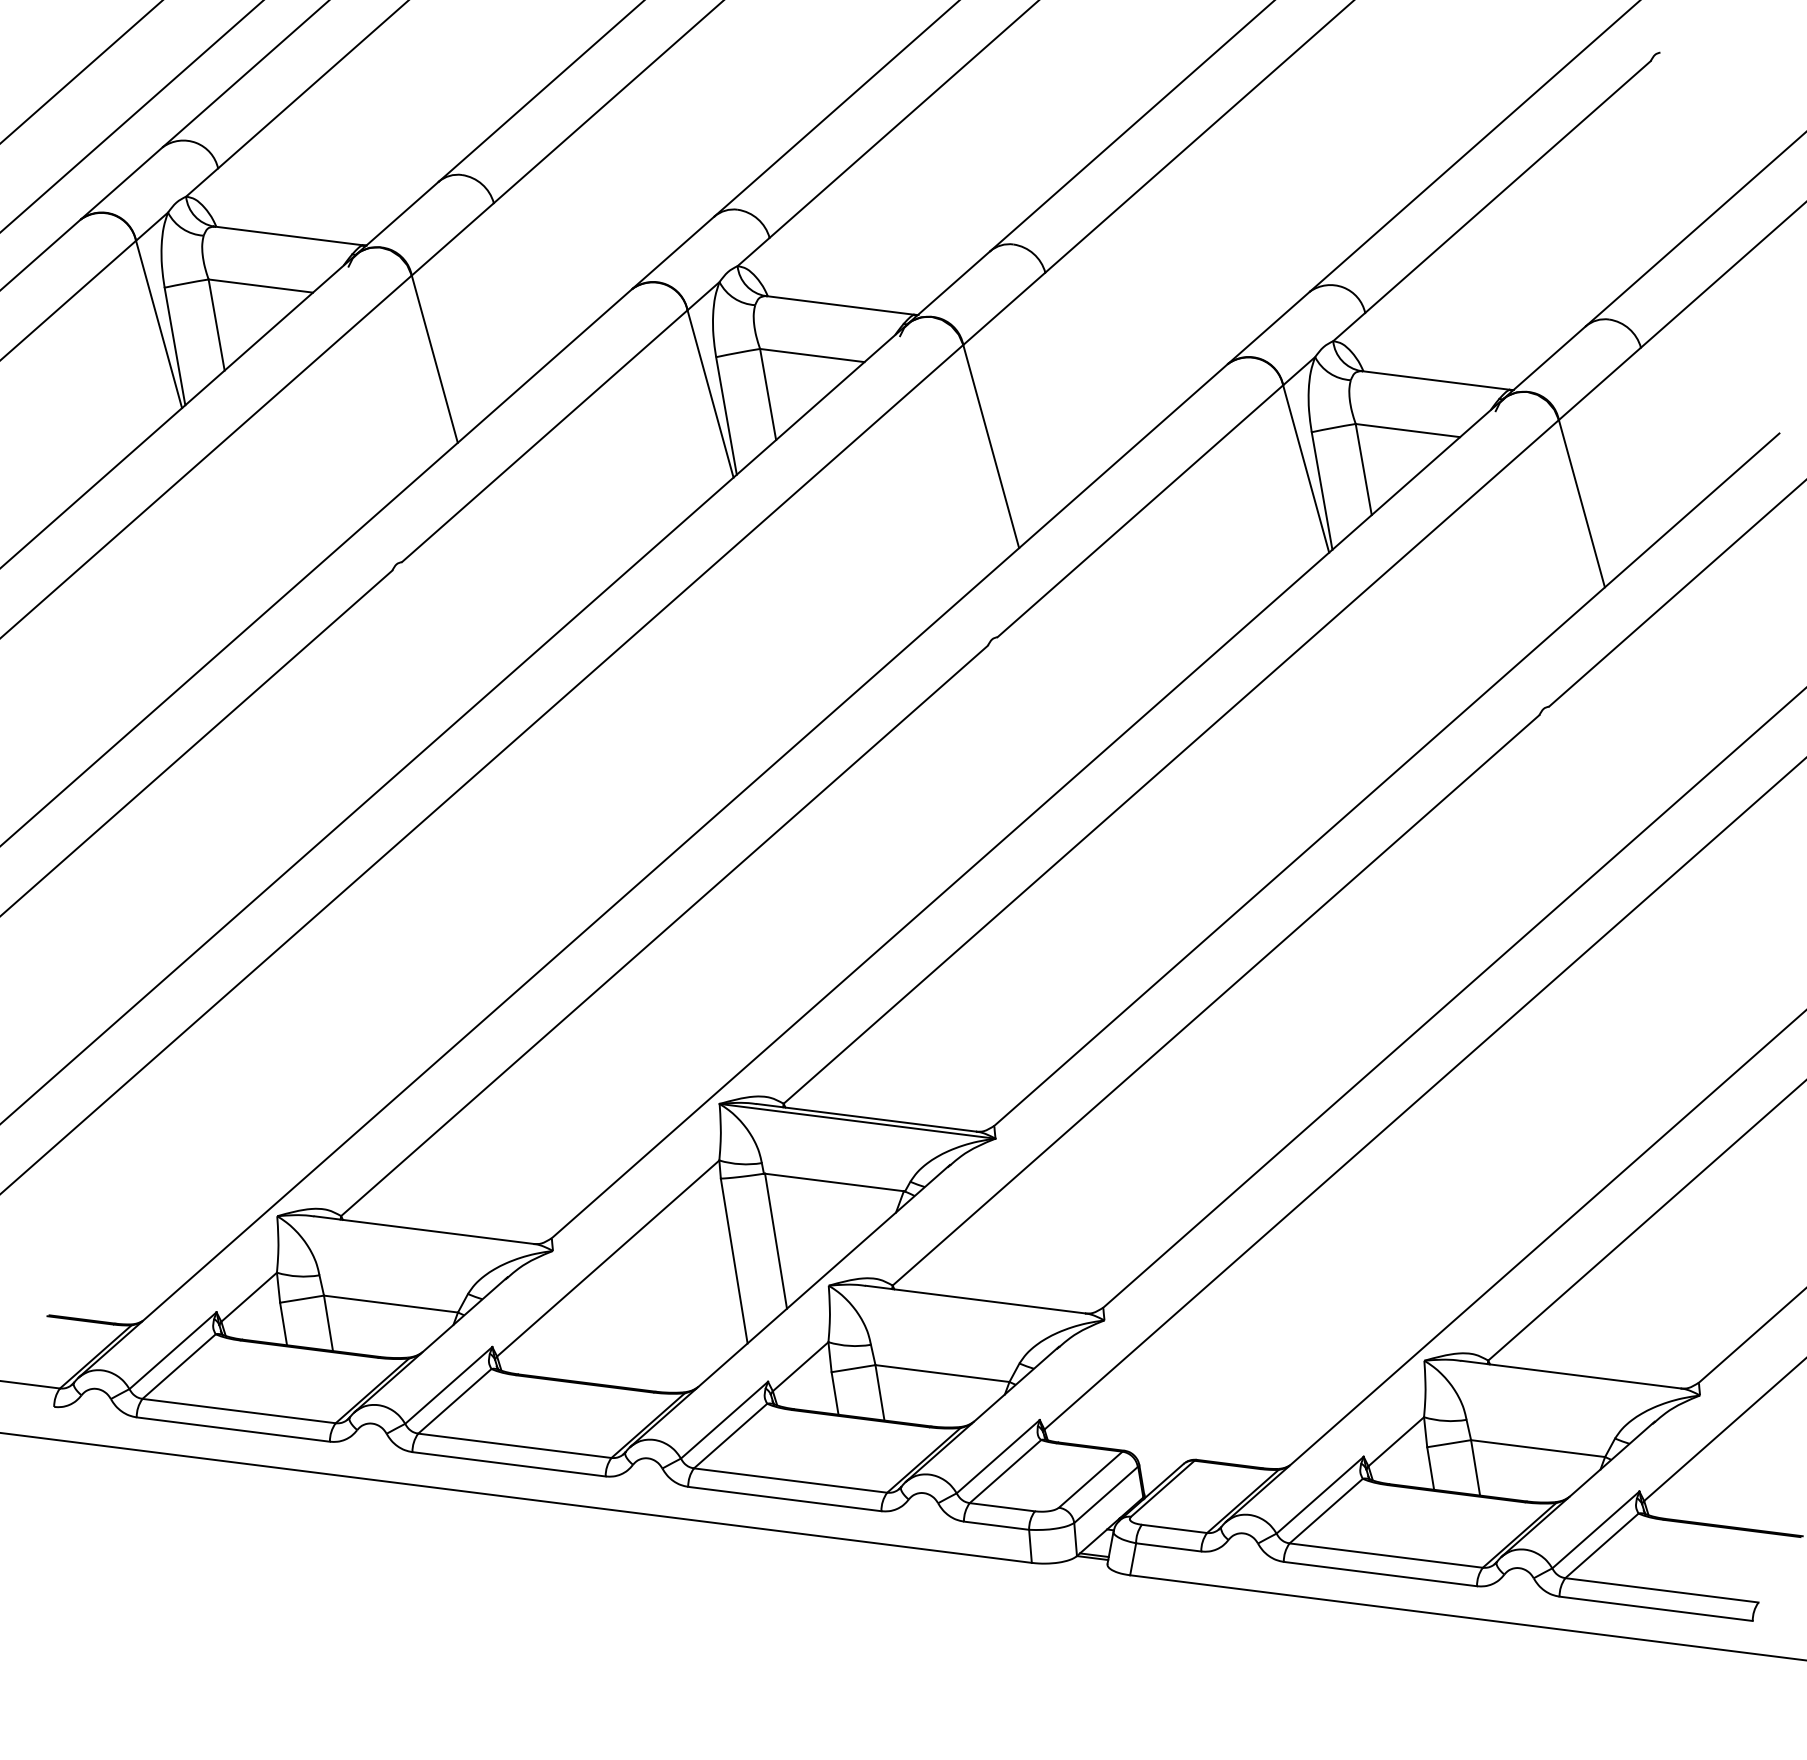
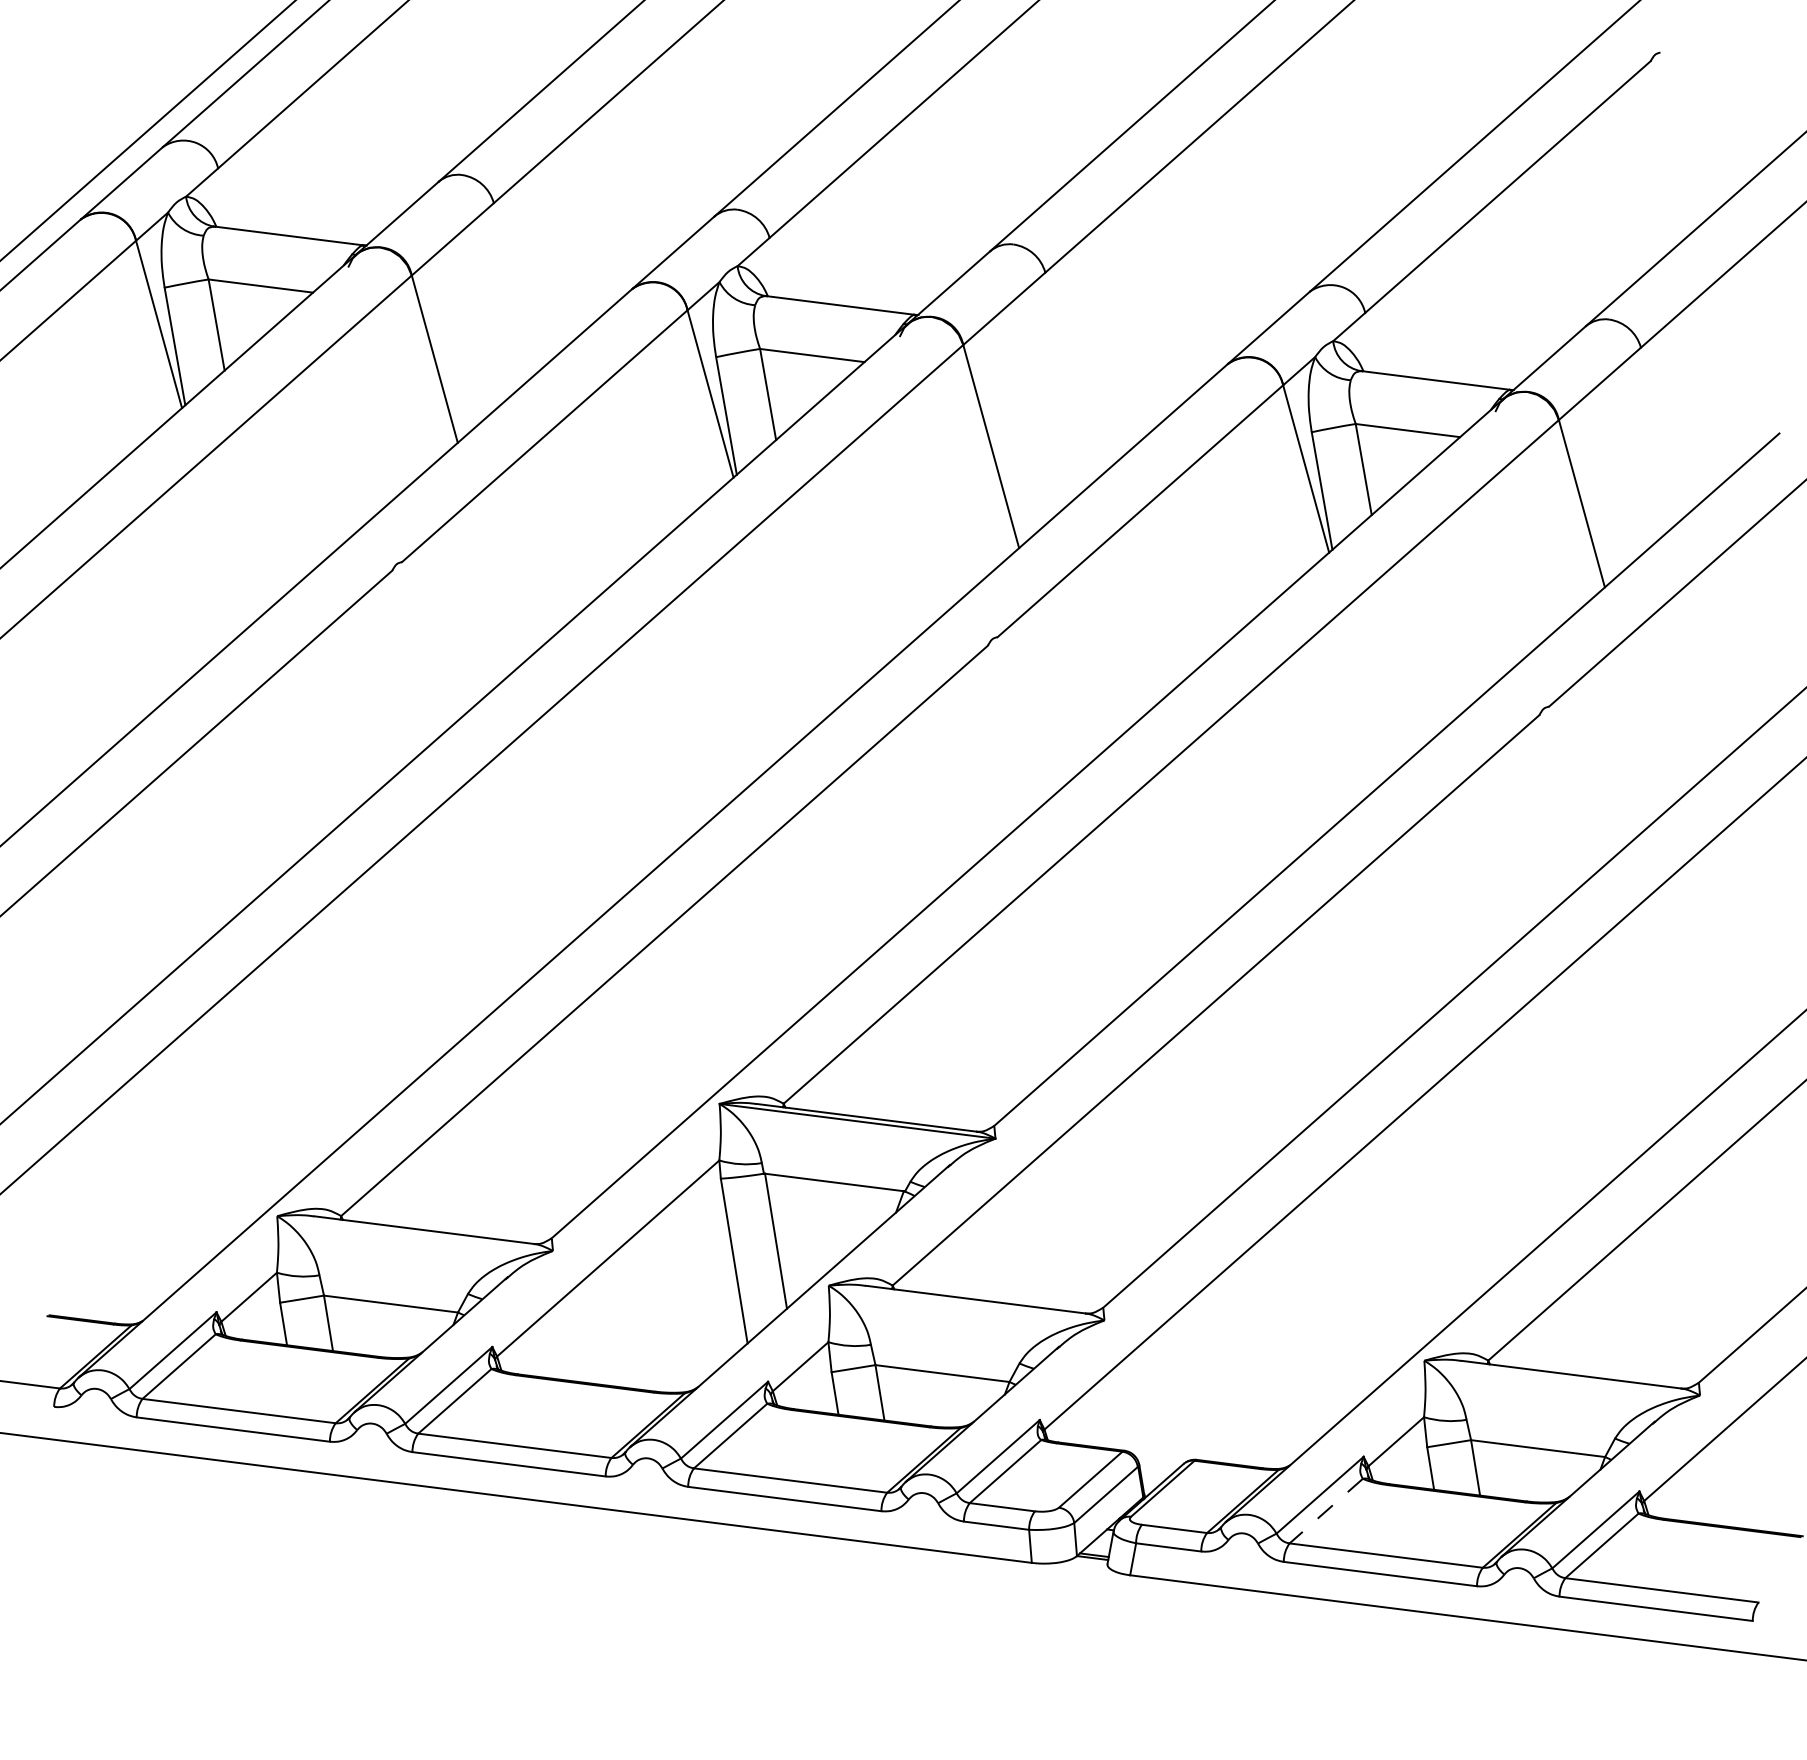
line: present -> none (81, 72)
line position: (131, 116) -> (147, 130) (147, 130)
line: solid -> dashed (1326, 1511)
